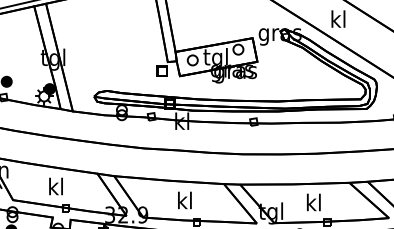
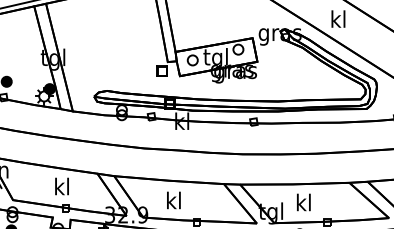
text position: (55, 186) -> (61, 186) (61, 186)
text position: (184, 200) -> (173, 200) (173, 200)
text position: (313, 202) -> (303, 202) (303, 202)
